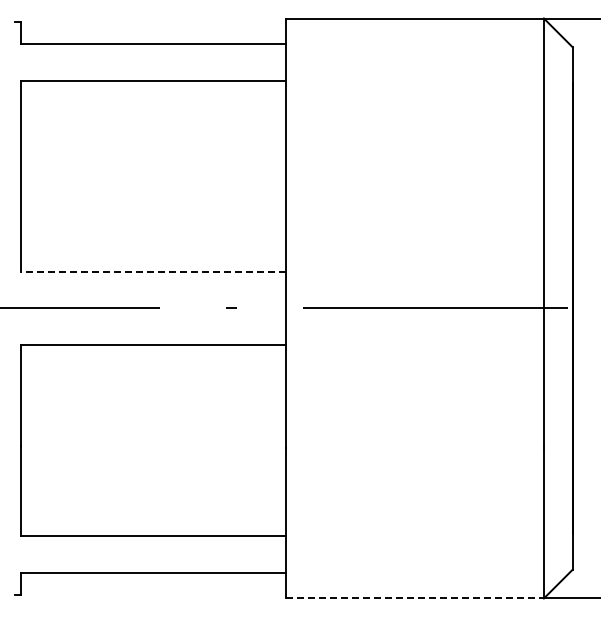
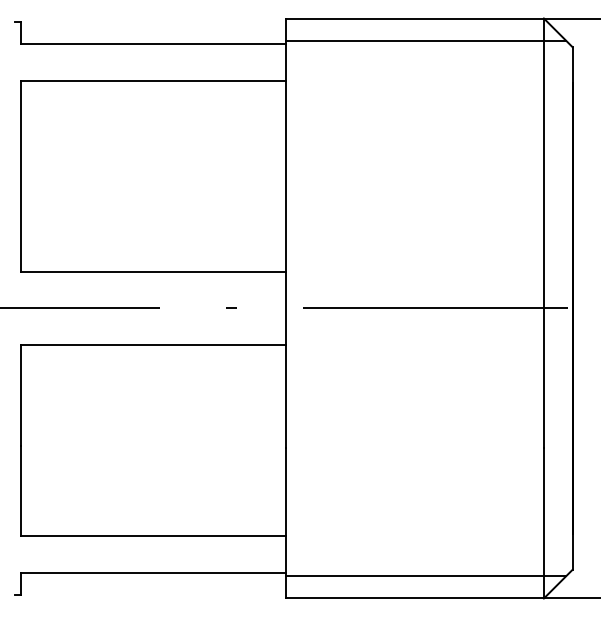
line: none -> present (425, 40)
line: dashed -> solid (153, 271)
line: none -> present (425, 576)
line: dashed -> solid (415, 598)
